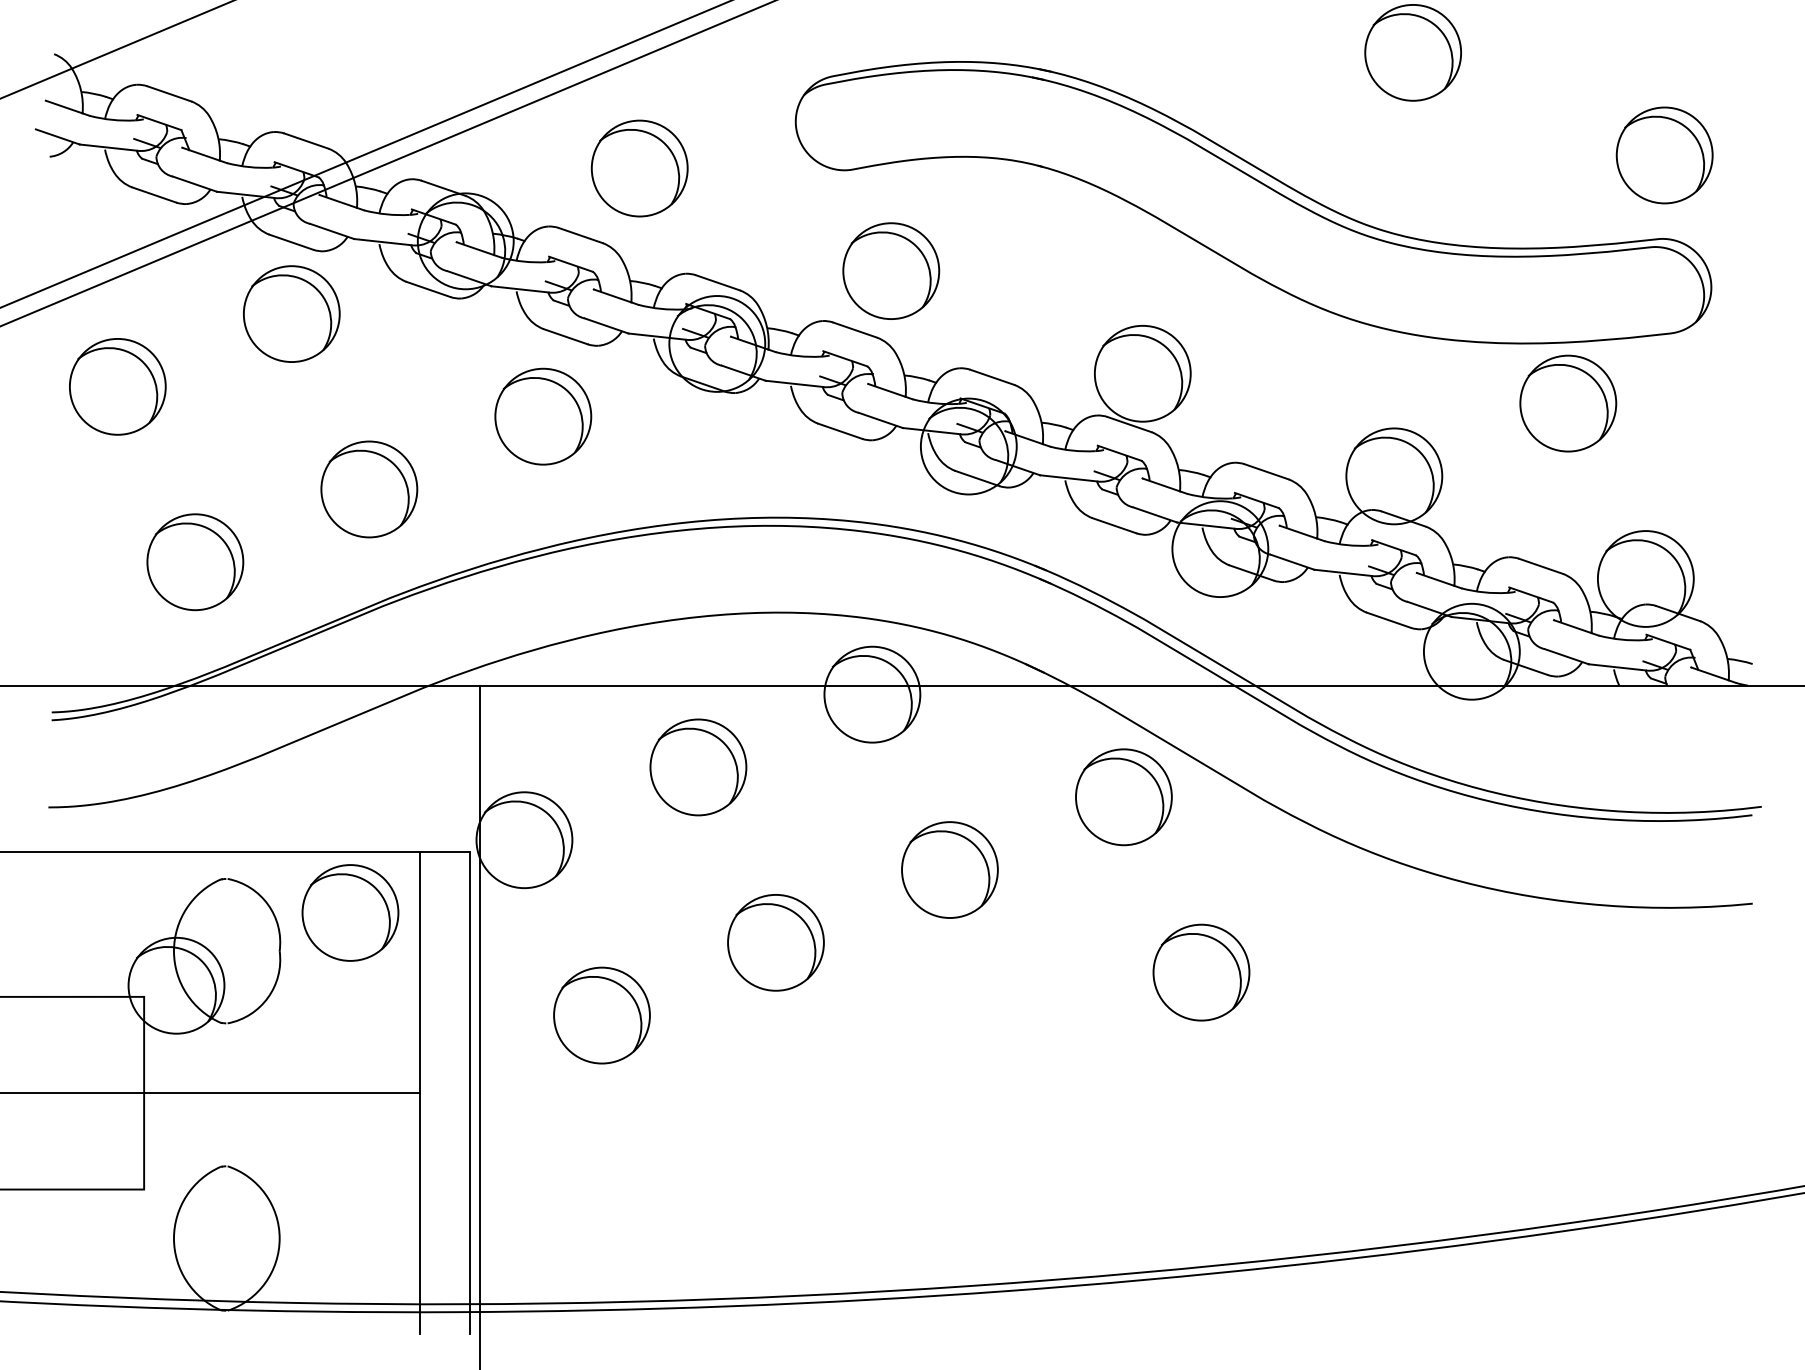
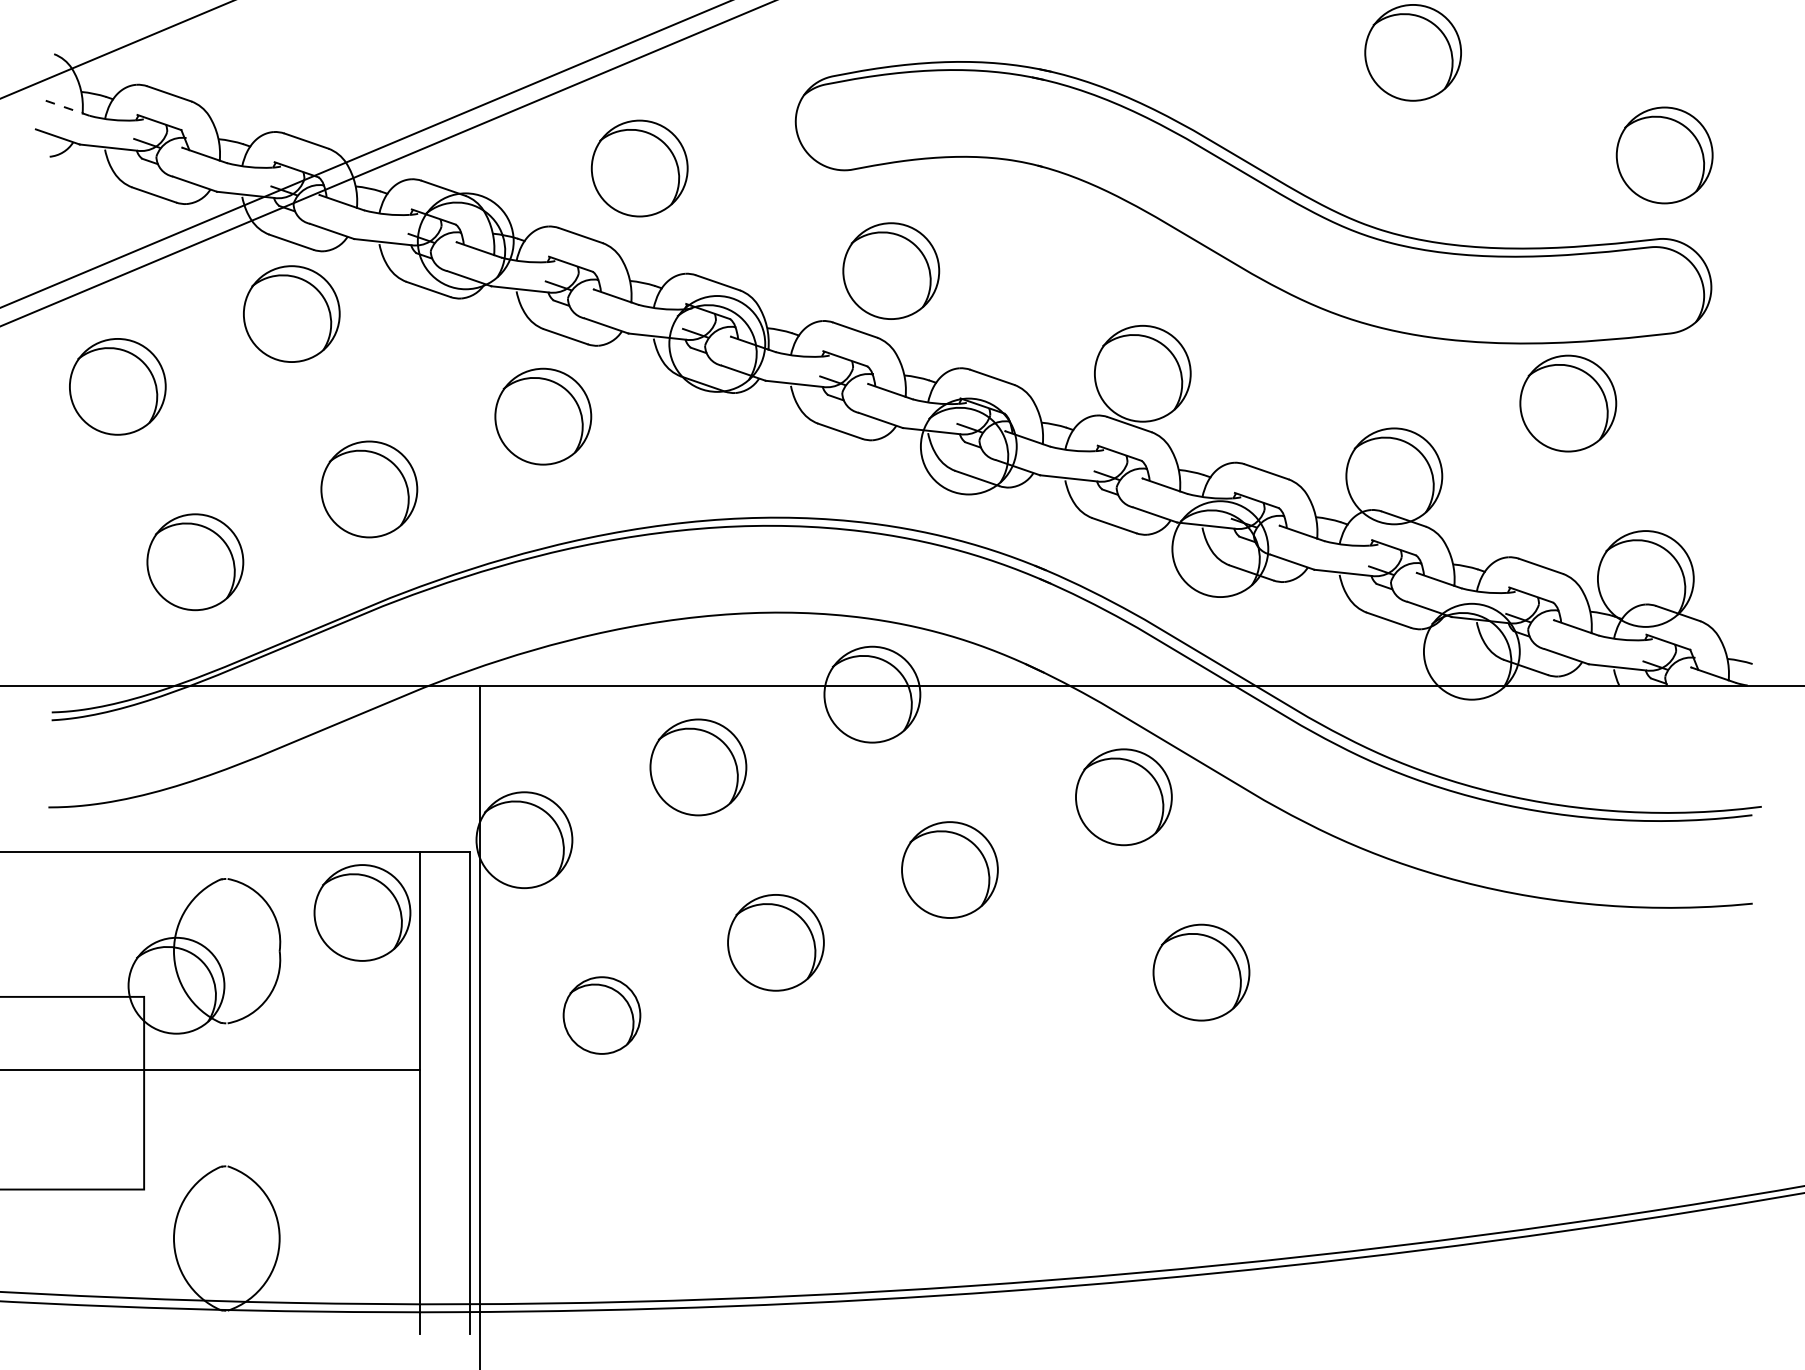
line: solid -> dashed (68, 108)
part position: (350, 912) -> (362, 912) (362, 912)
part size: 98x99 px -> 80x79 px (601, 1015)
line position: (210, 1093) -> (210, 1070) (210, 1070)
